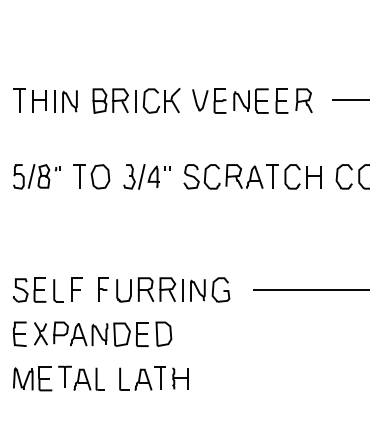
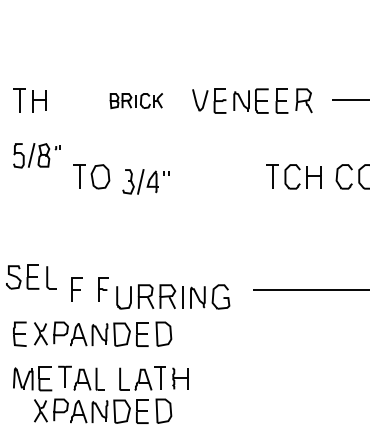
part size: 89x26 px -> 54x17 px (135, 101)
part: present -> none (65, 101)
part position: (36, 176) -> (36, 155) (36, 155)
part position: (146, 176) -> (145, 181) (145, 181)
part: present -> none (223, 176)
part position: (38, 289) -> (31, 276) (31, 276)
part position: (173, 289) -> (173, 296) (173, 296)
part: none -> present (103, 410)
